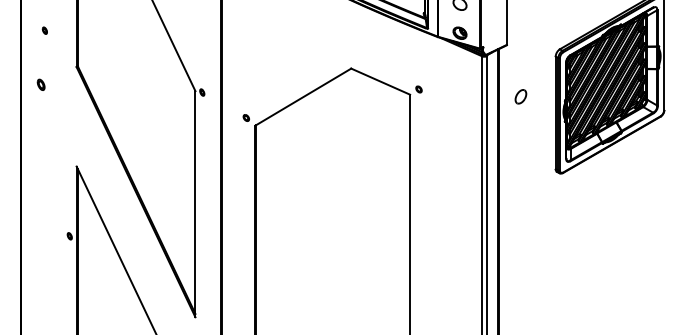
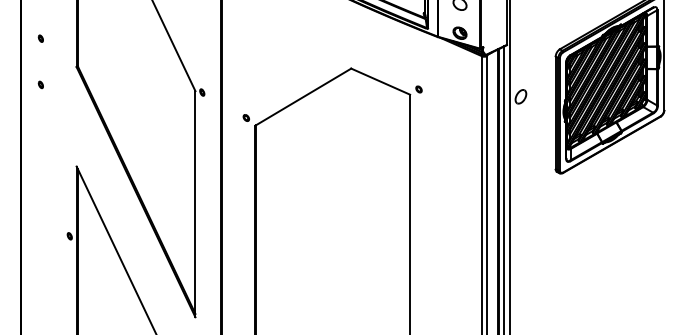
part position: (44, 30) -> (40, 38) (40, 38)
part size: 10x13 px -> 7x10 px (40, 84)
line: none -> present (509, 166)
line: none -> present (504, 188)
